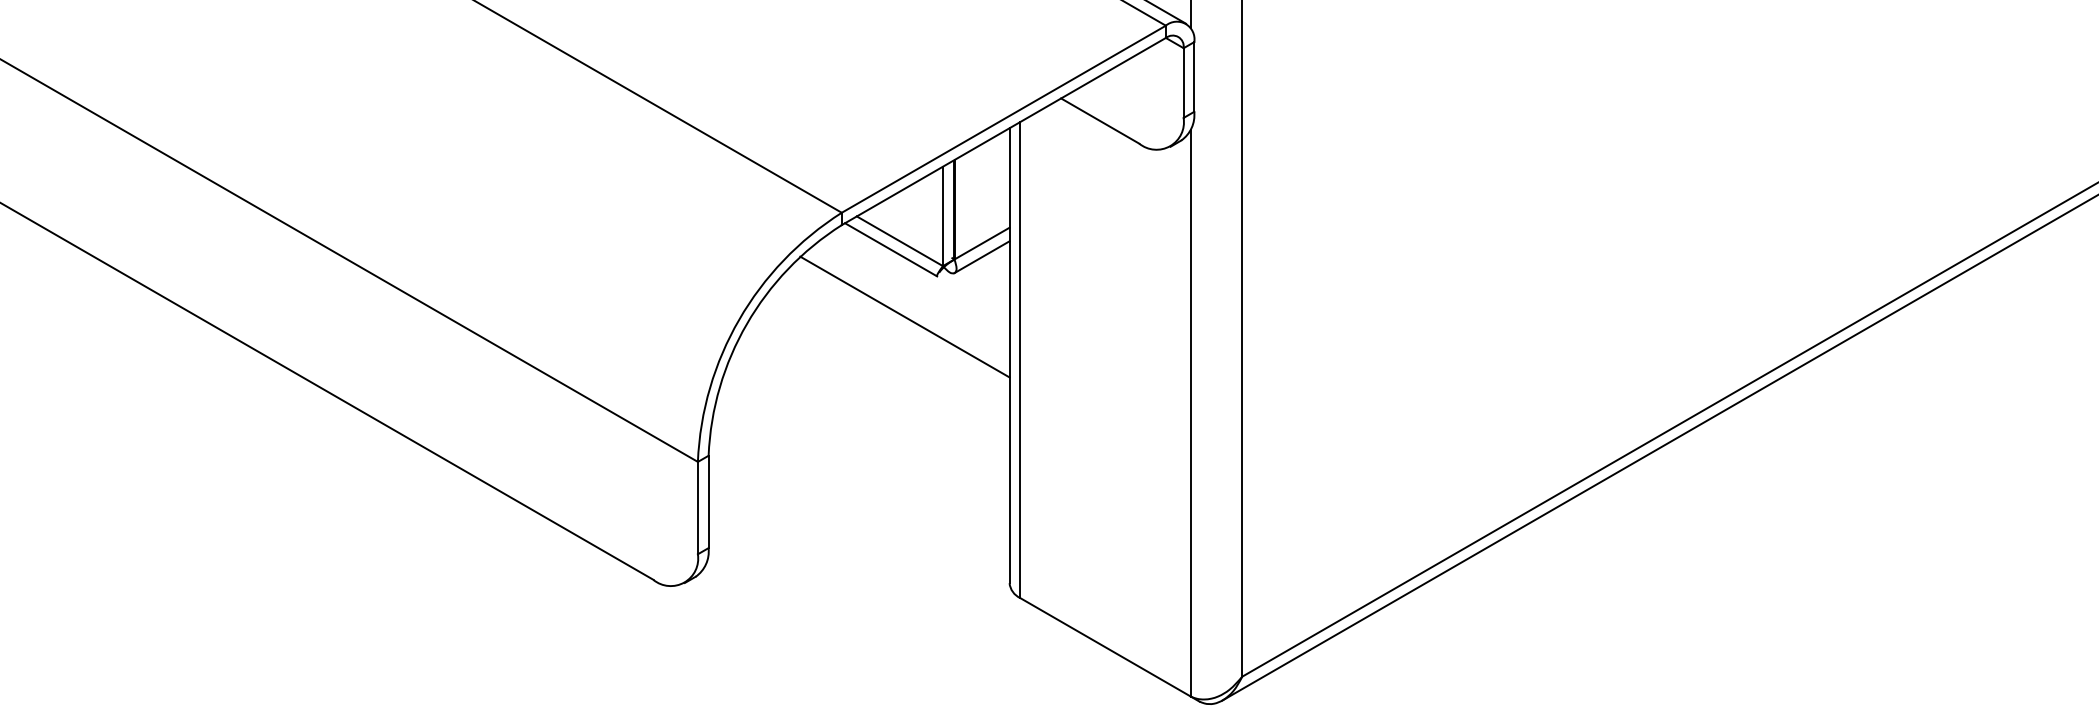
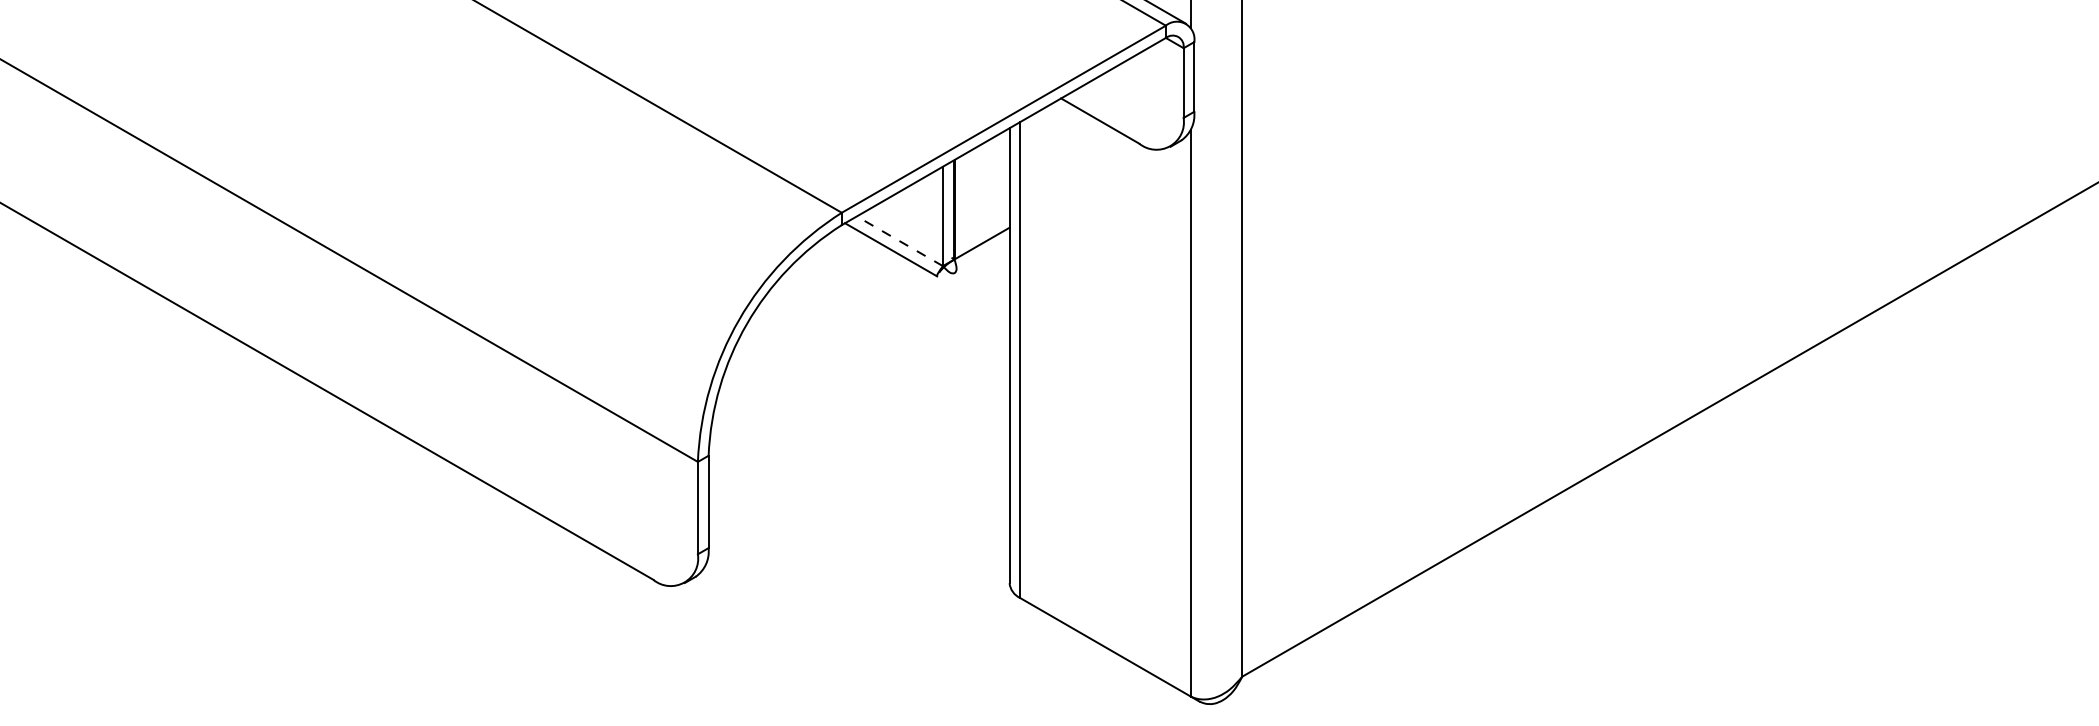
line: solid -> dashed (899, 241)
line: present -> none (981, 257)
line: present -> none (904, 316)
line: present -> none (1658, 448)
